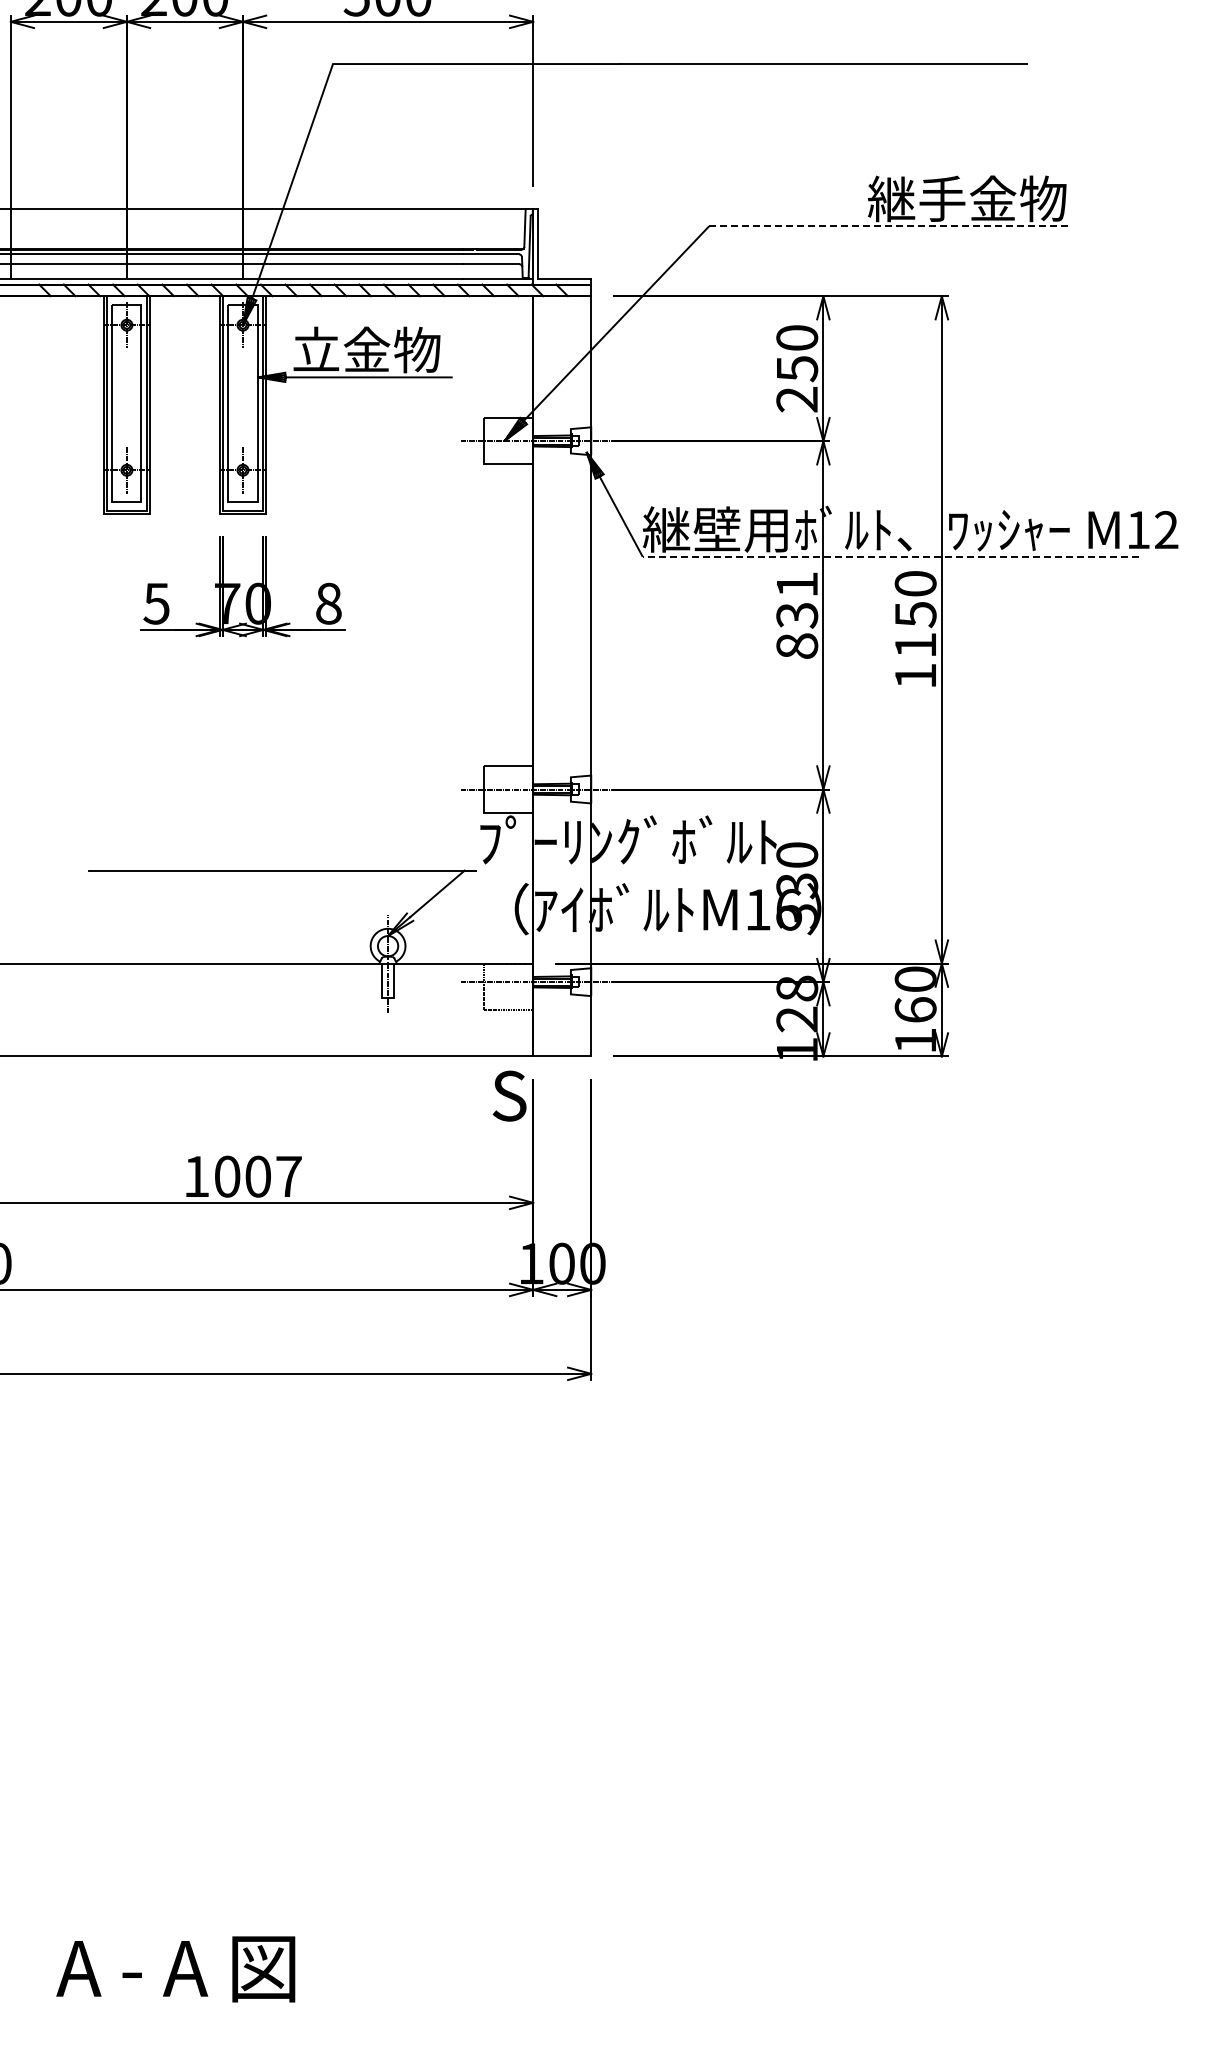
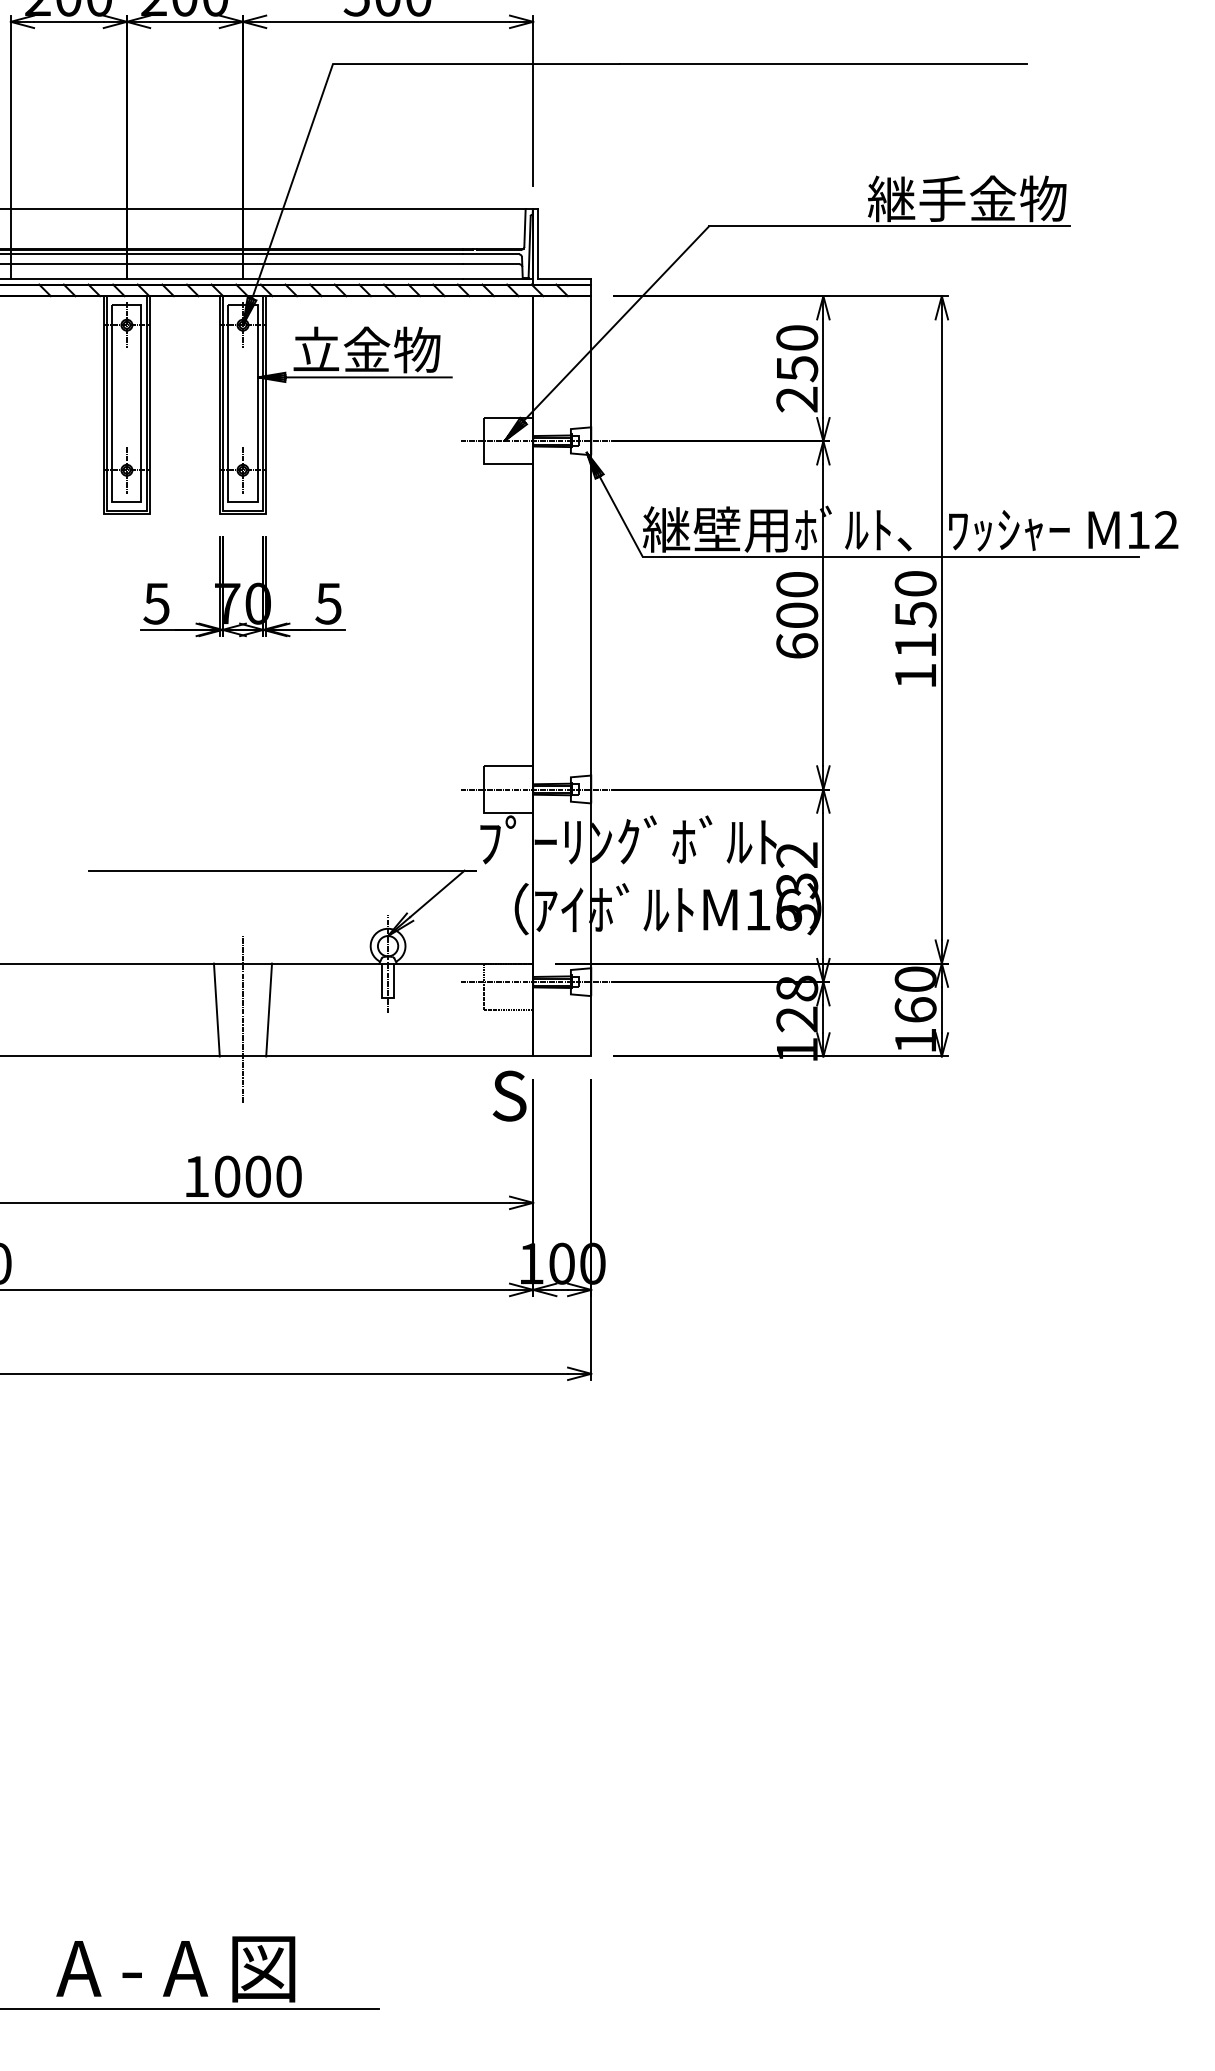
line: dashed -> solid (890, 226)
line: dashed -> solid (890, 556)
text: 8 -> 5 (328, 603)
text: 831 -> 600 (797, 615)
text: 330 -> 332 (797, 854)
line: none -> present (216, 1009)
line: none -> present (269, 1009)
line: none -> present (243, 1018)
text: 1007 -> 1000 (288, 1176)
line: none -> present (190, 2008)
